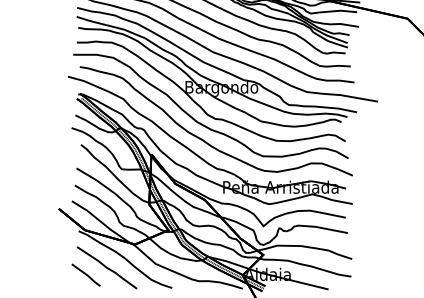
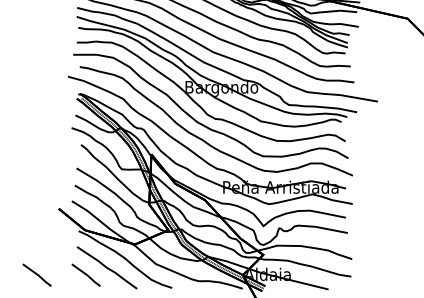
line: none -> present (36, 274)
